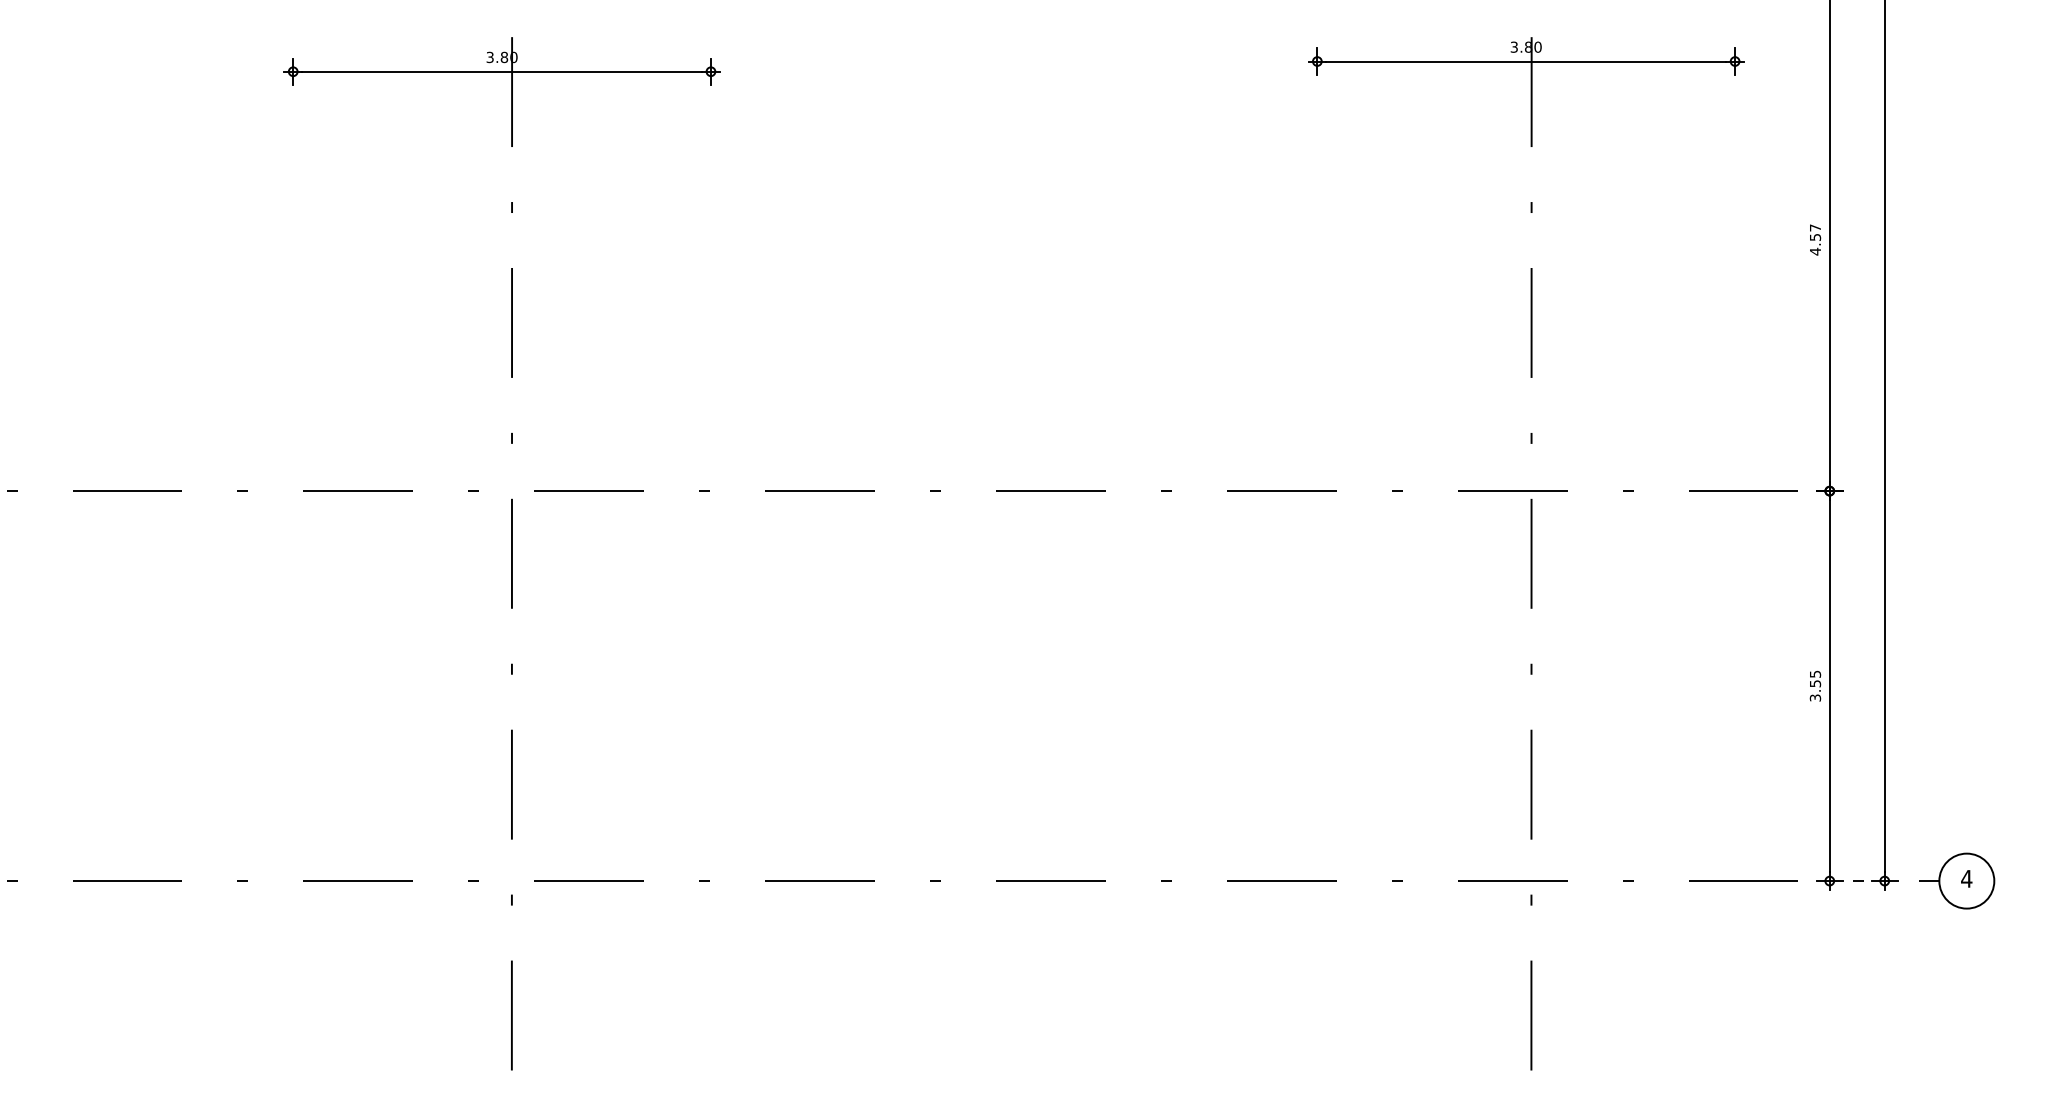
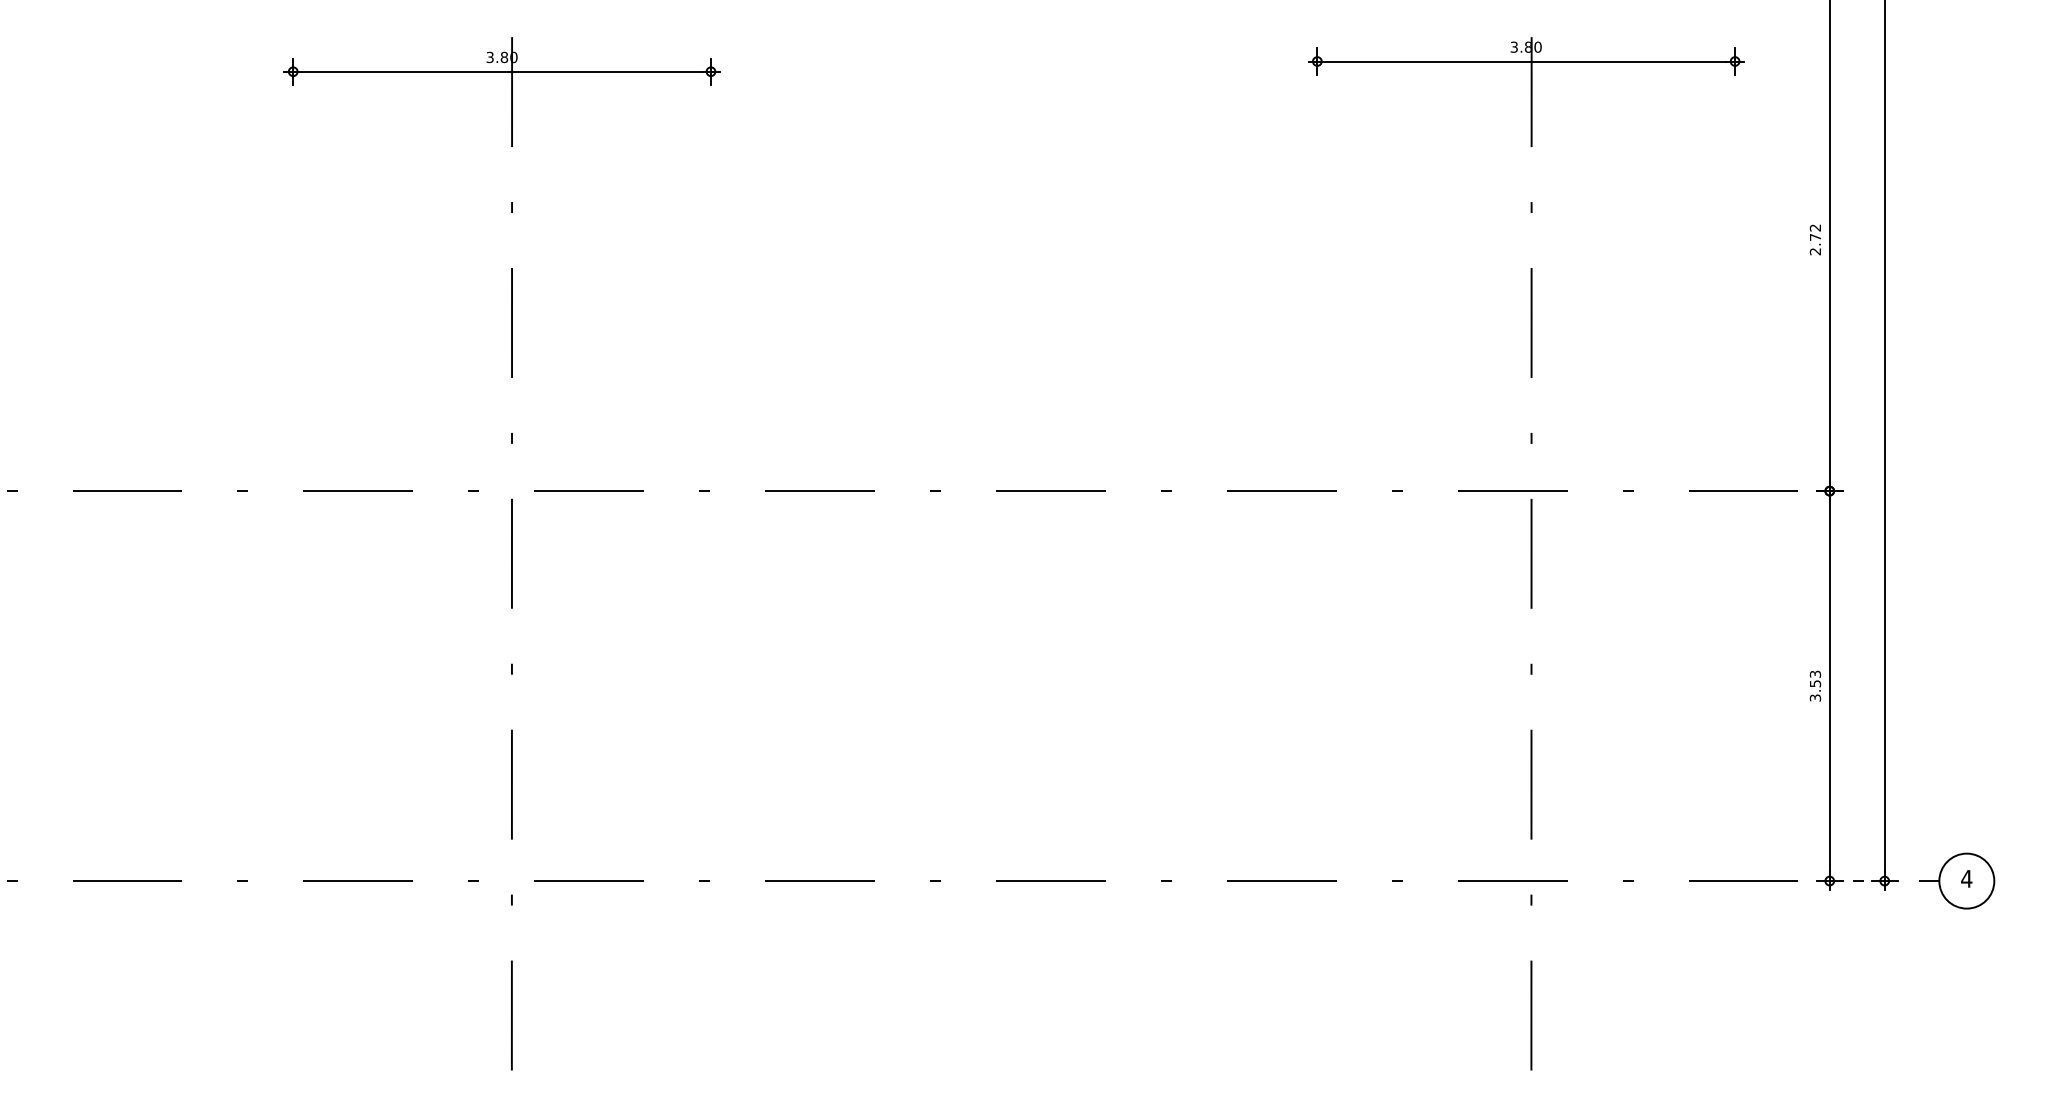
text: 4.57 -> 2.72 (1815, 239)
text: 3.55 -> 3.53 (1814, 673)
